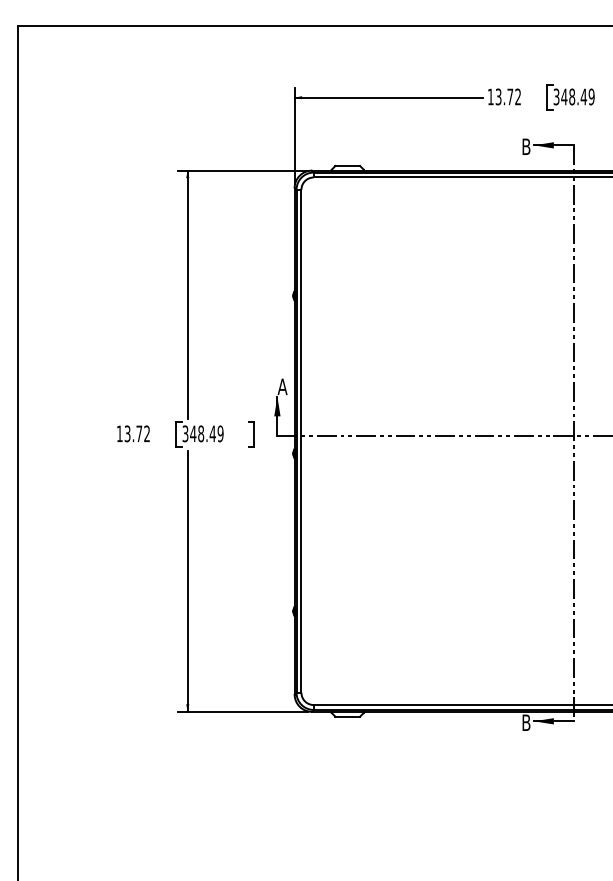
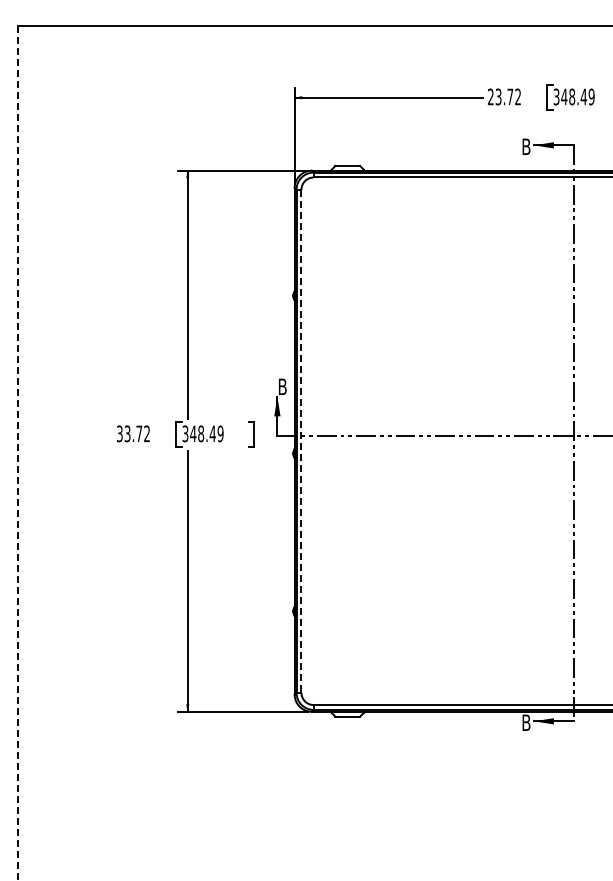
text: 13.72 -> 23.72 (490, 96)
text: A -> B (282, 386)
text: 13.72 -> 33.72 (119, 433)
line: solid -> dashed (301, 441)
line: solid -> dashed (18, 453)
